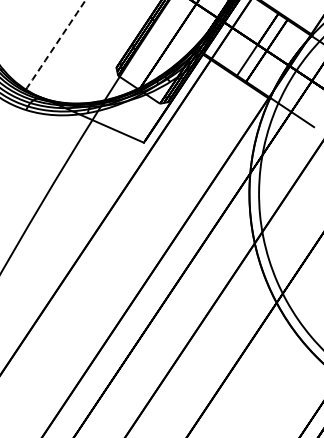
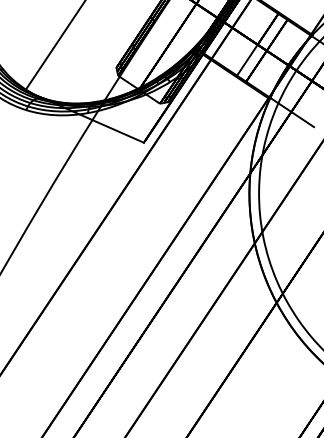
arc: dashed -> solid (52, 49)
